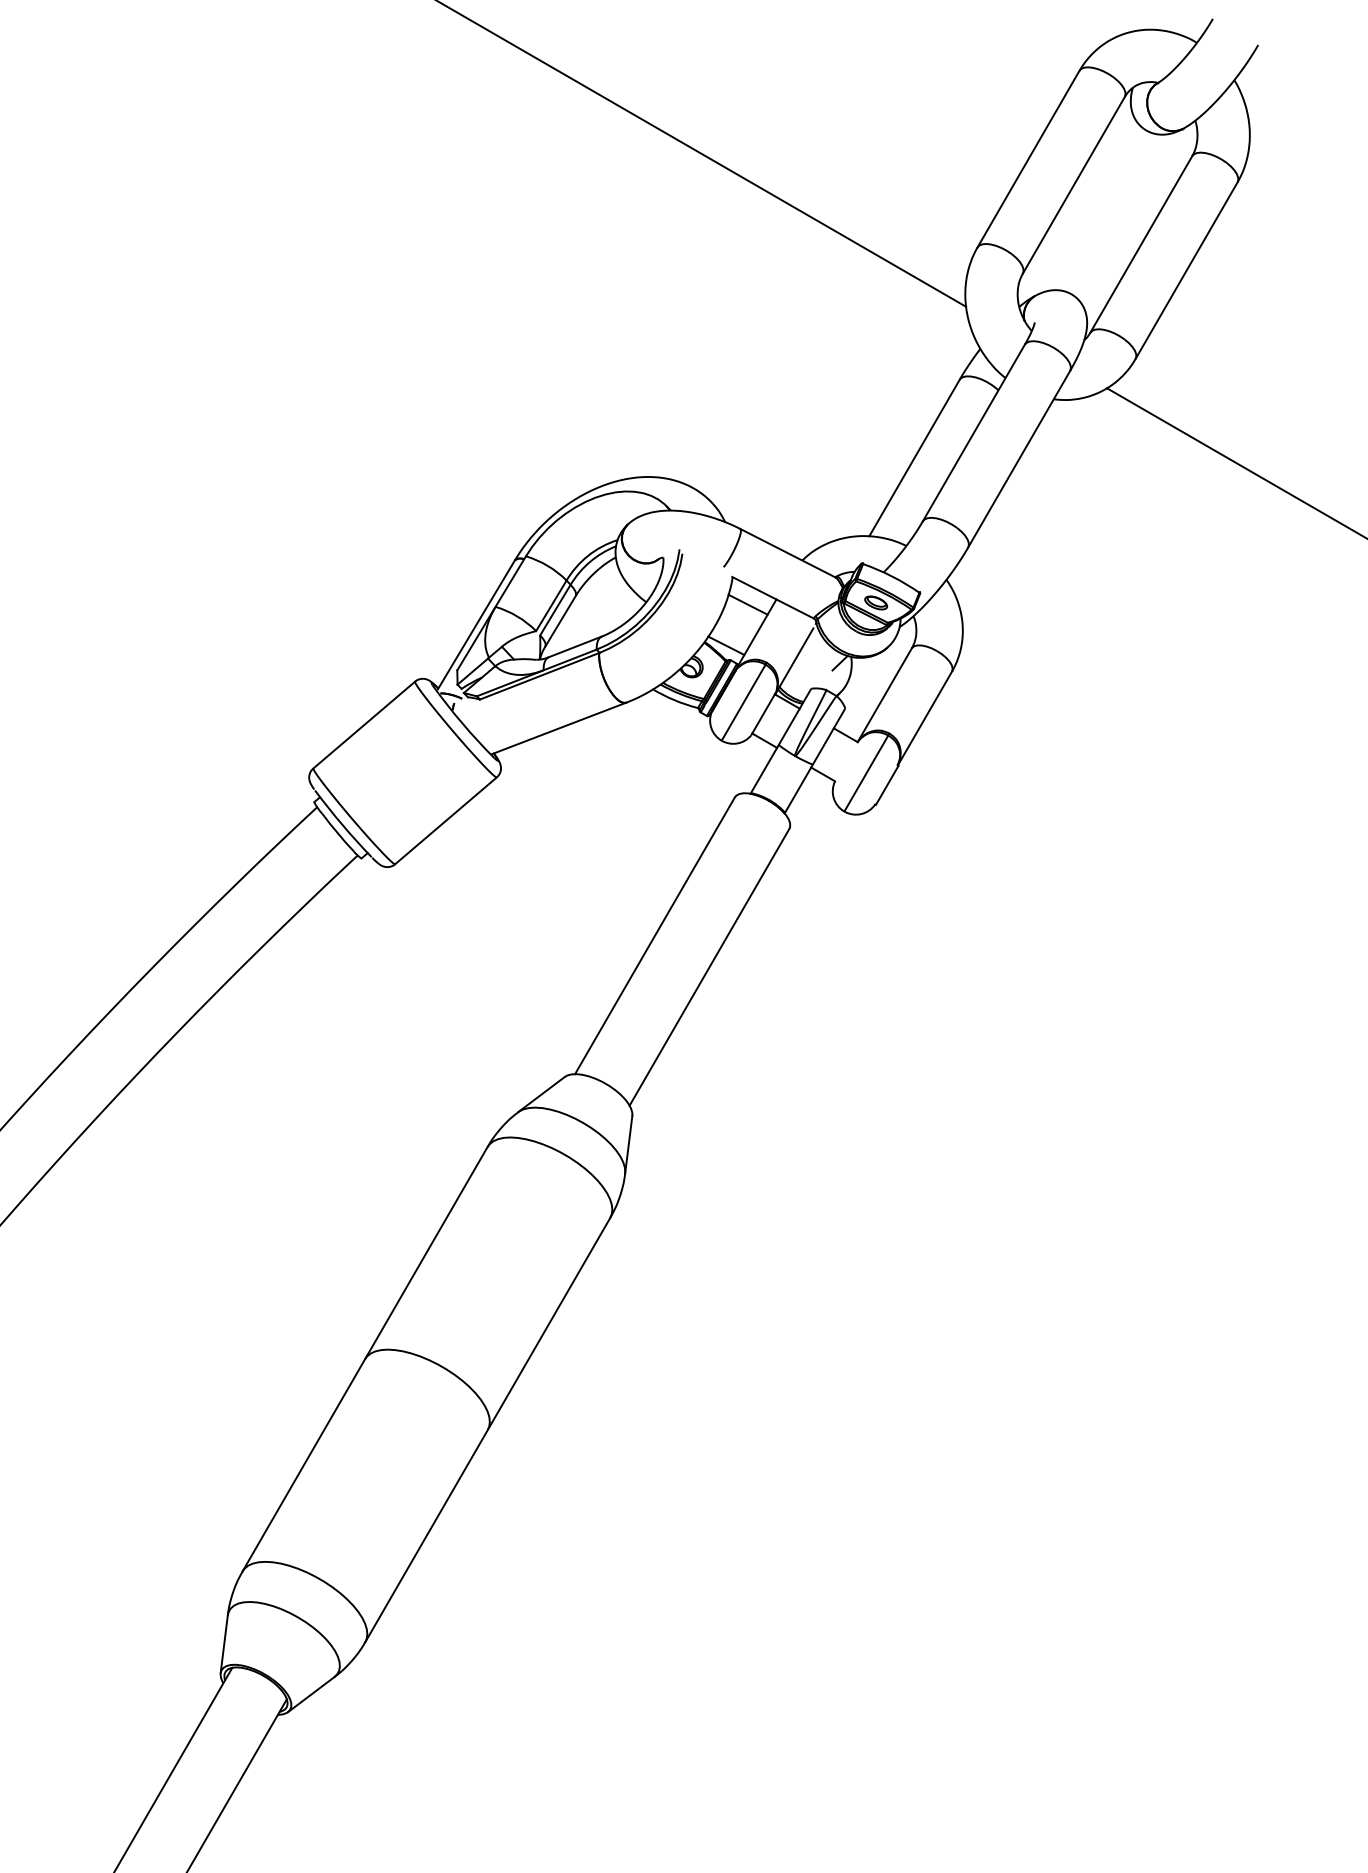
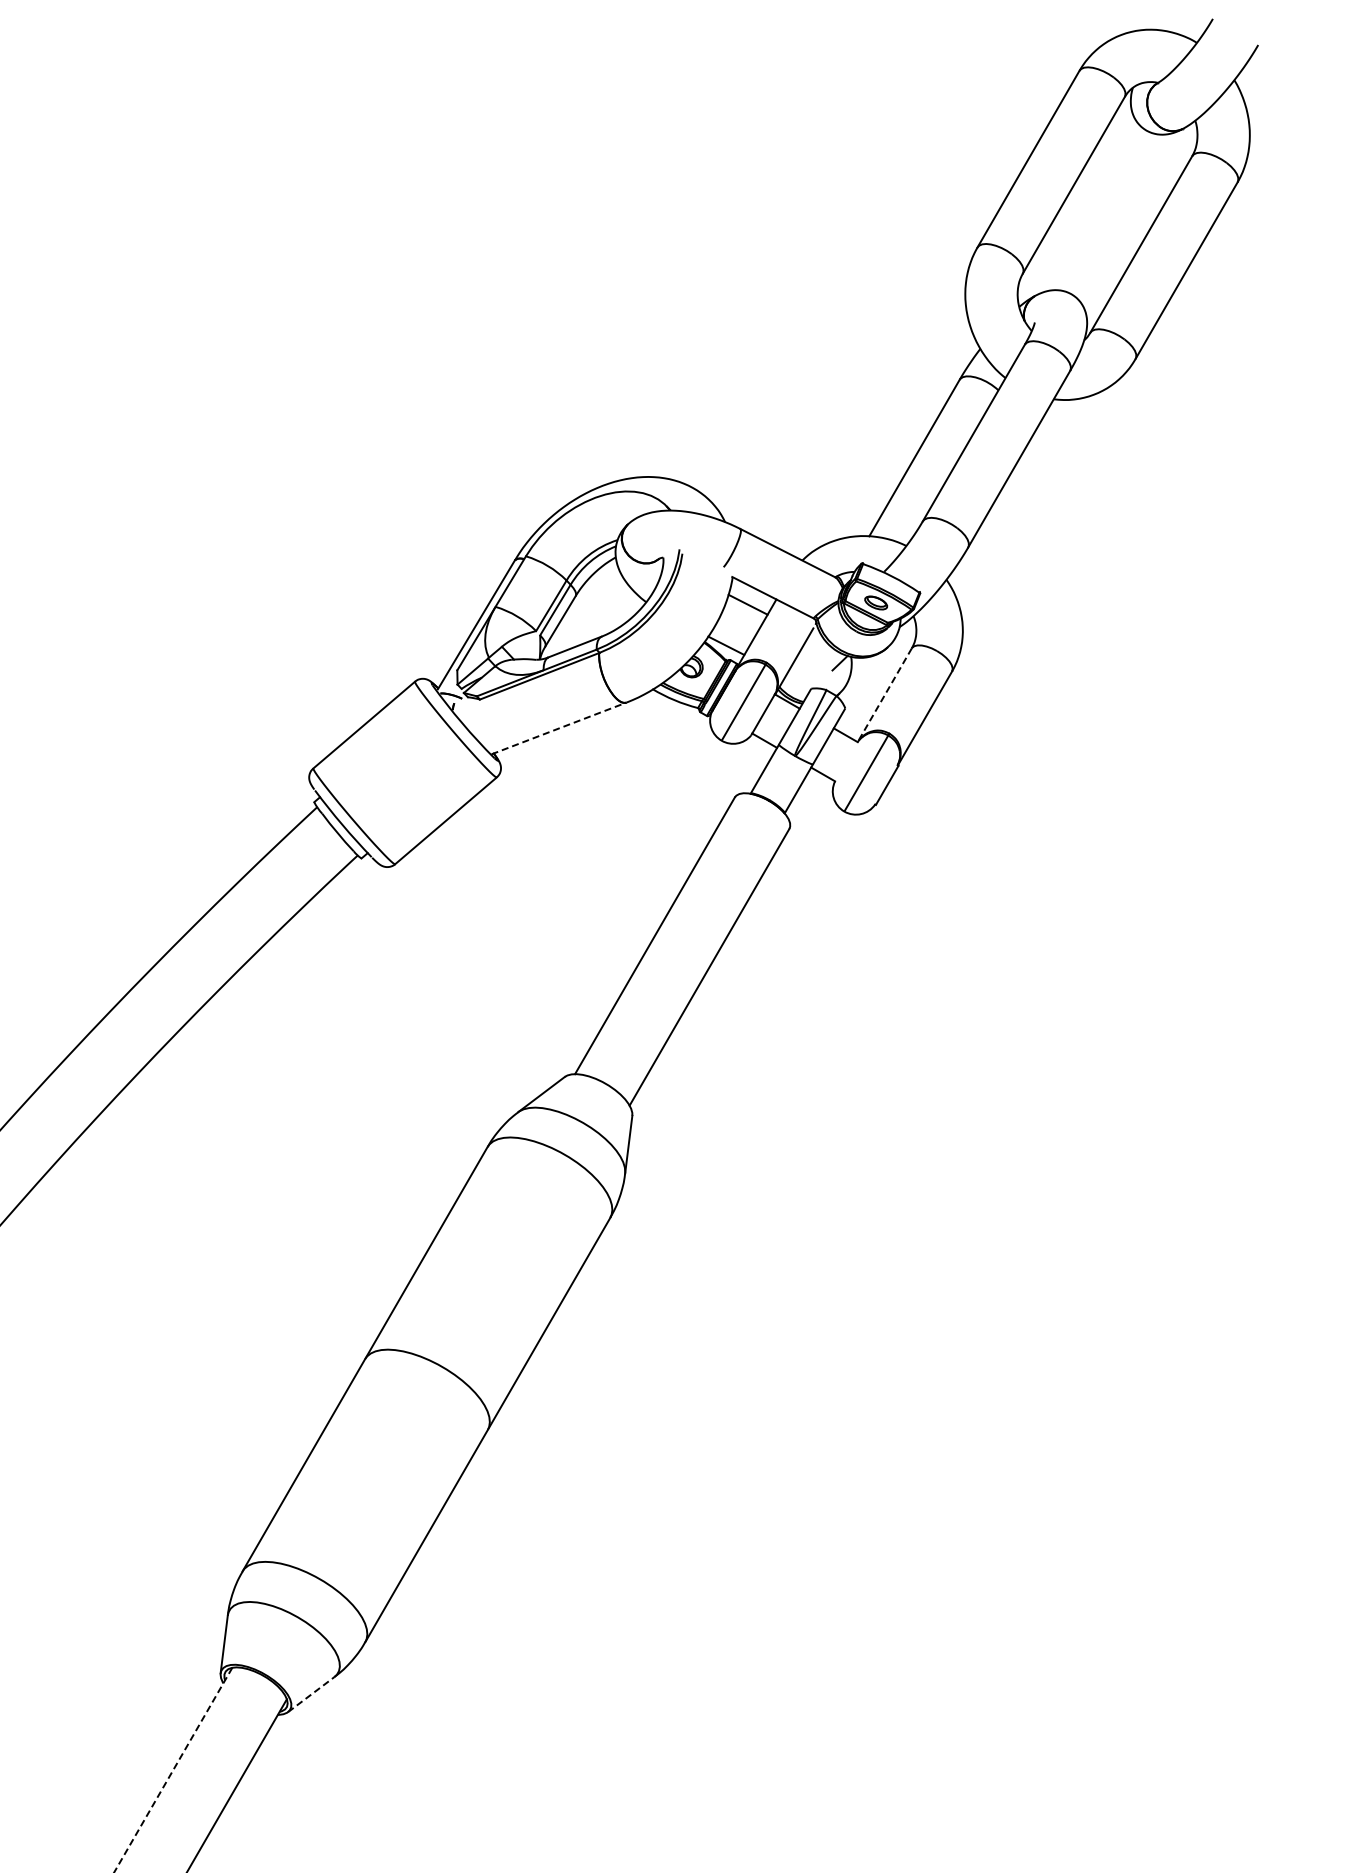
line: present -> none (702, 154)
line: present -> none (1235, 462)
line: solid -> dashed (884, 695)
line: solid -> dashed (559, 728)
line: solid -> dashed (311, 1694)
line: solid -> dashed (172, 1770)
